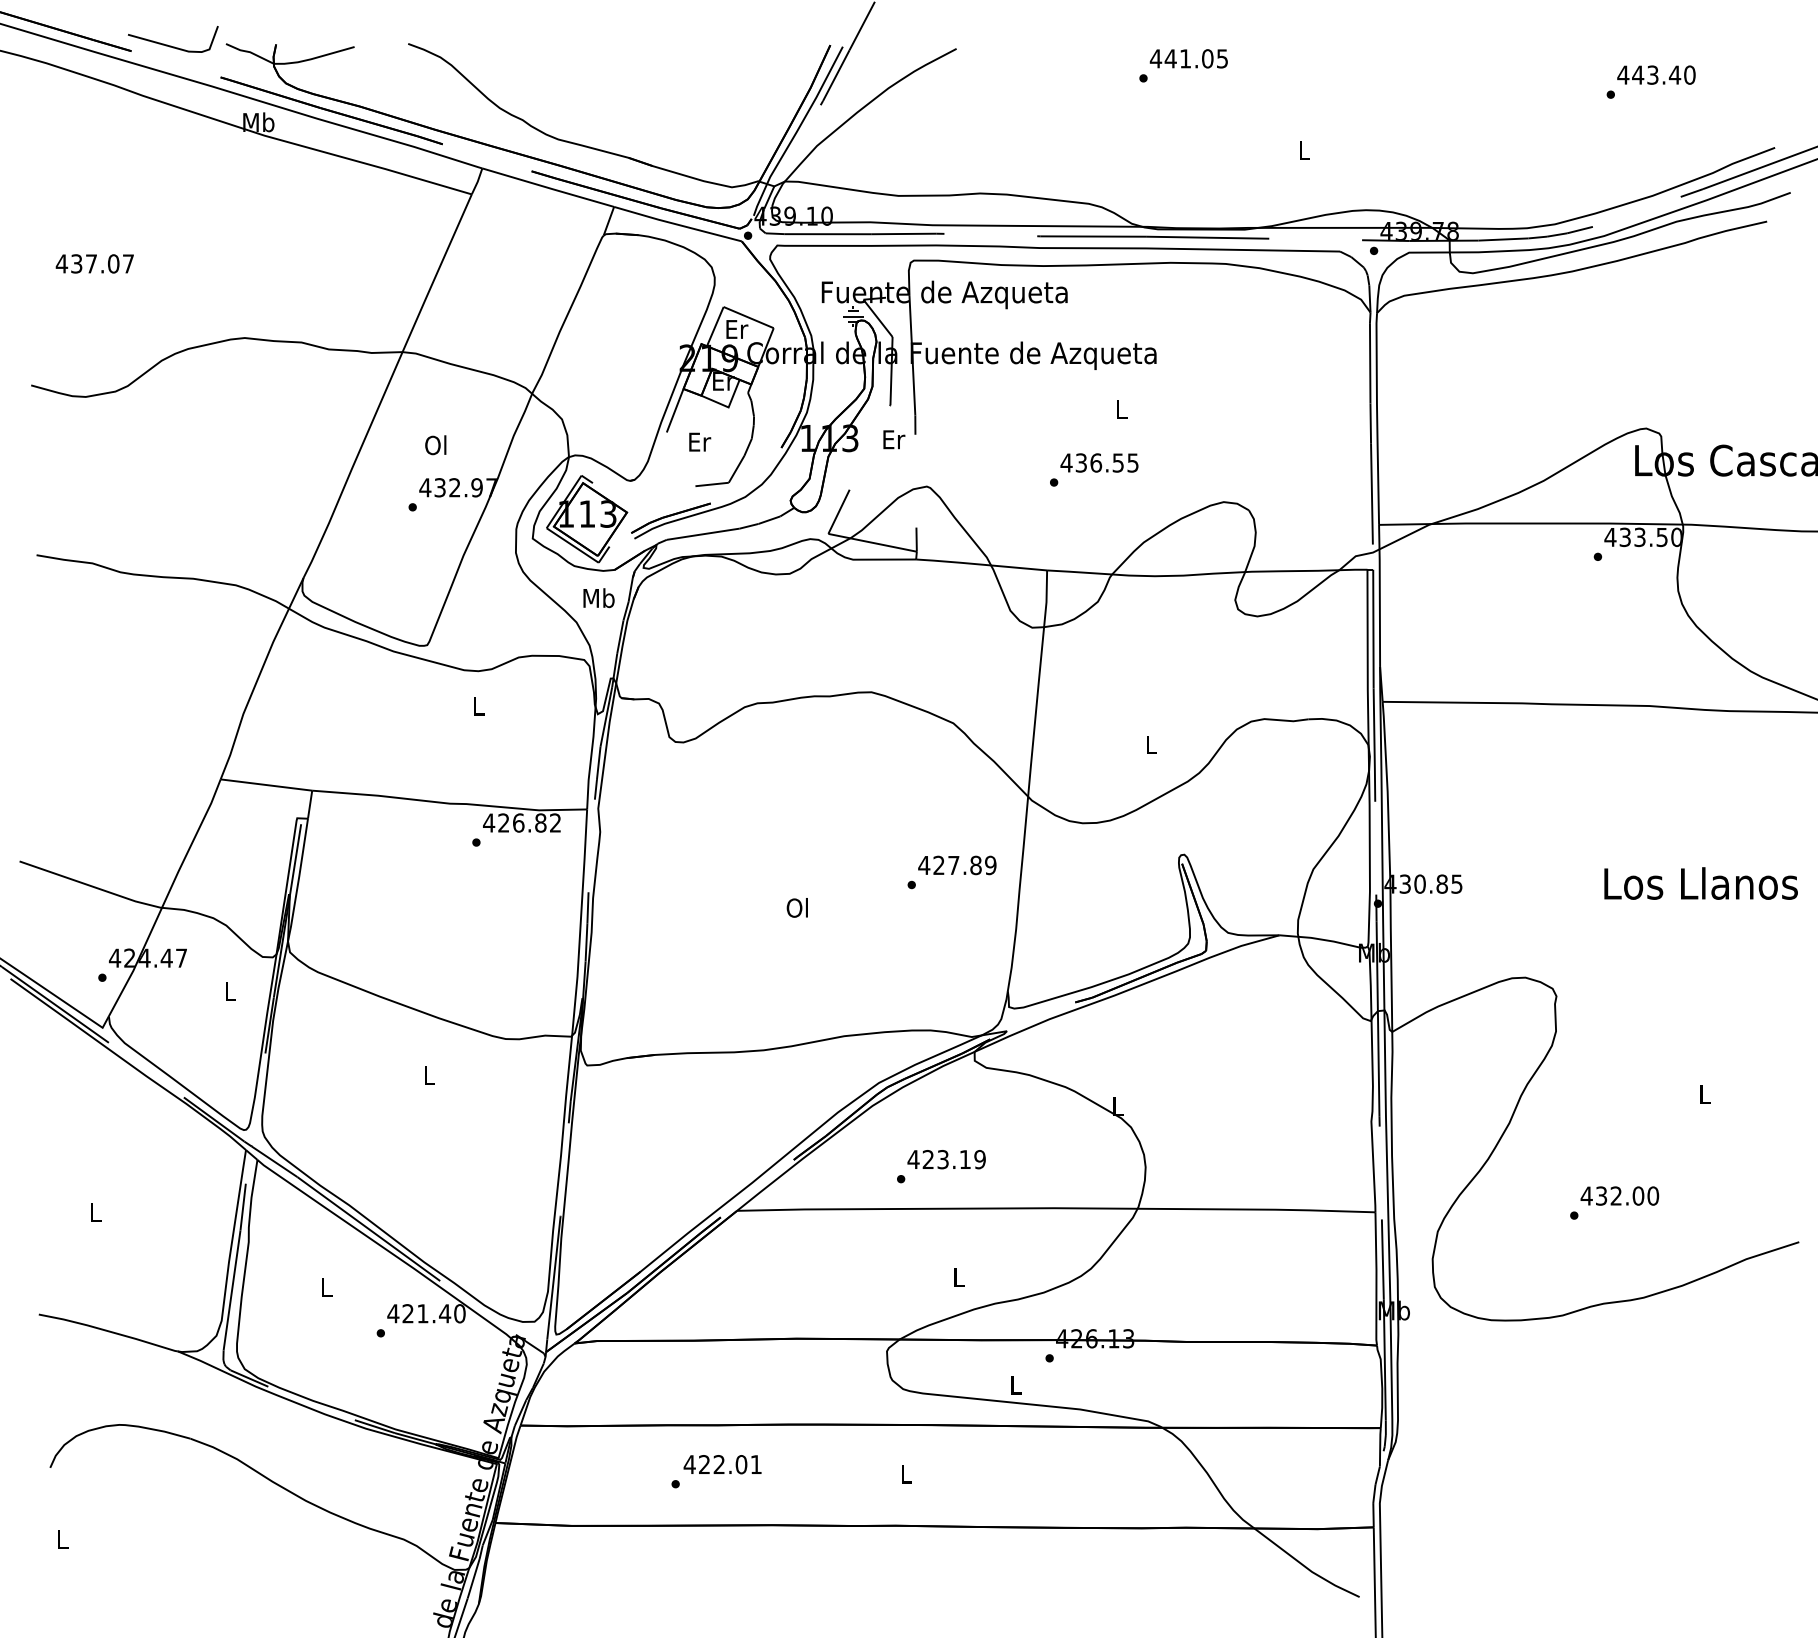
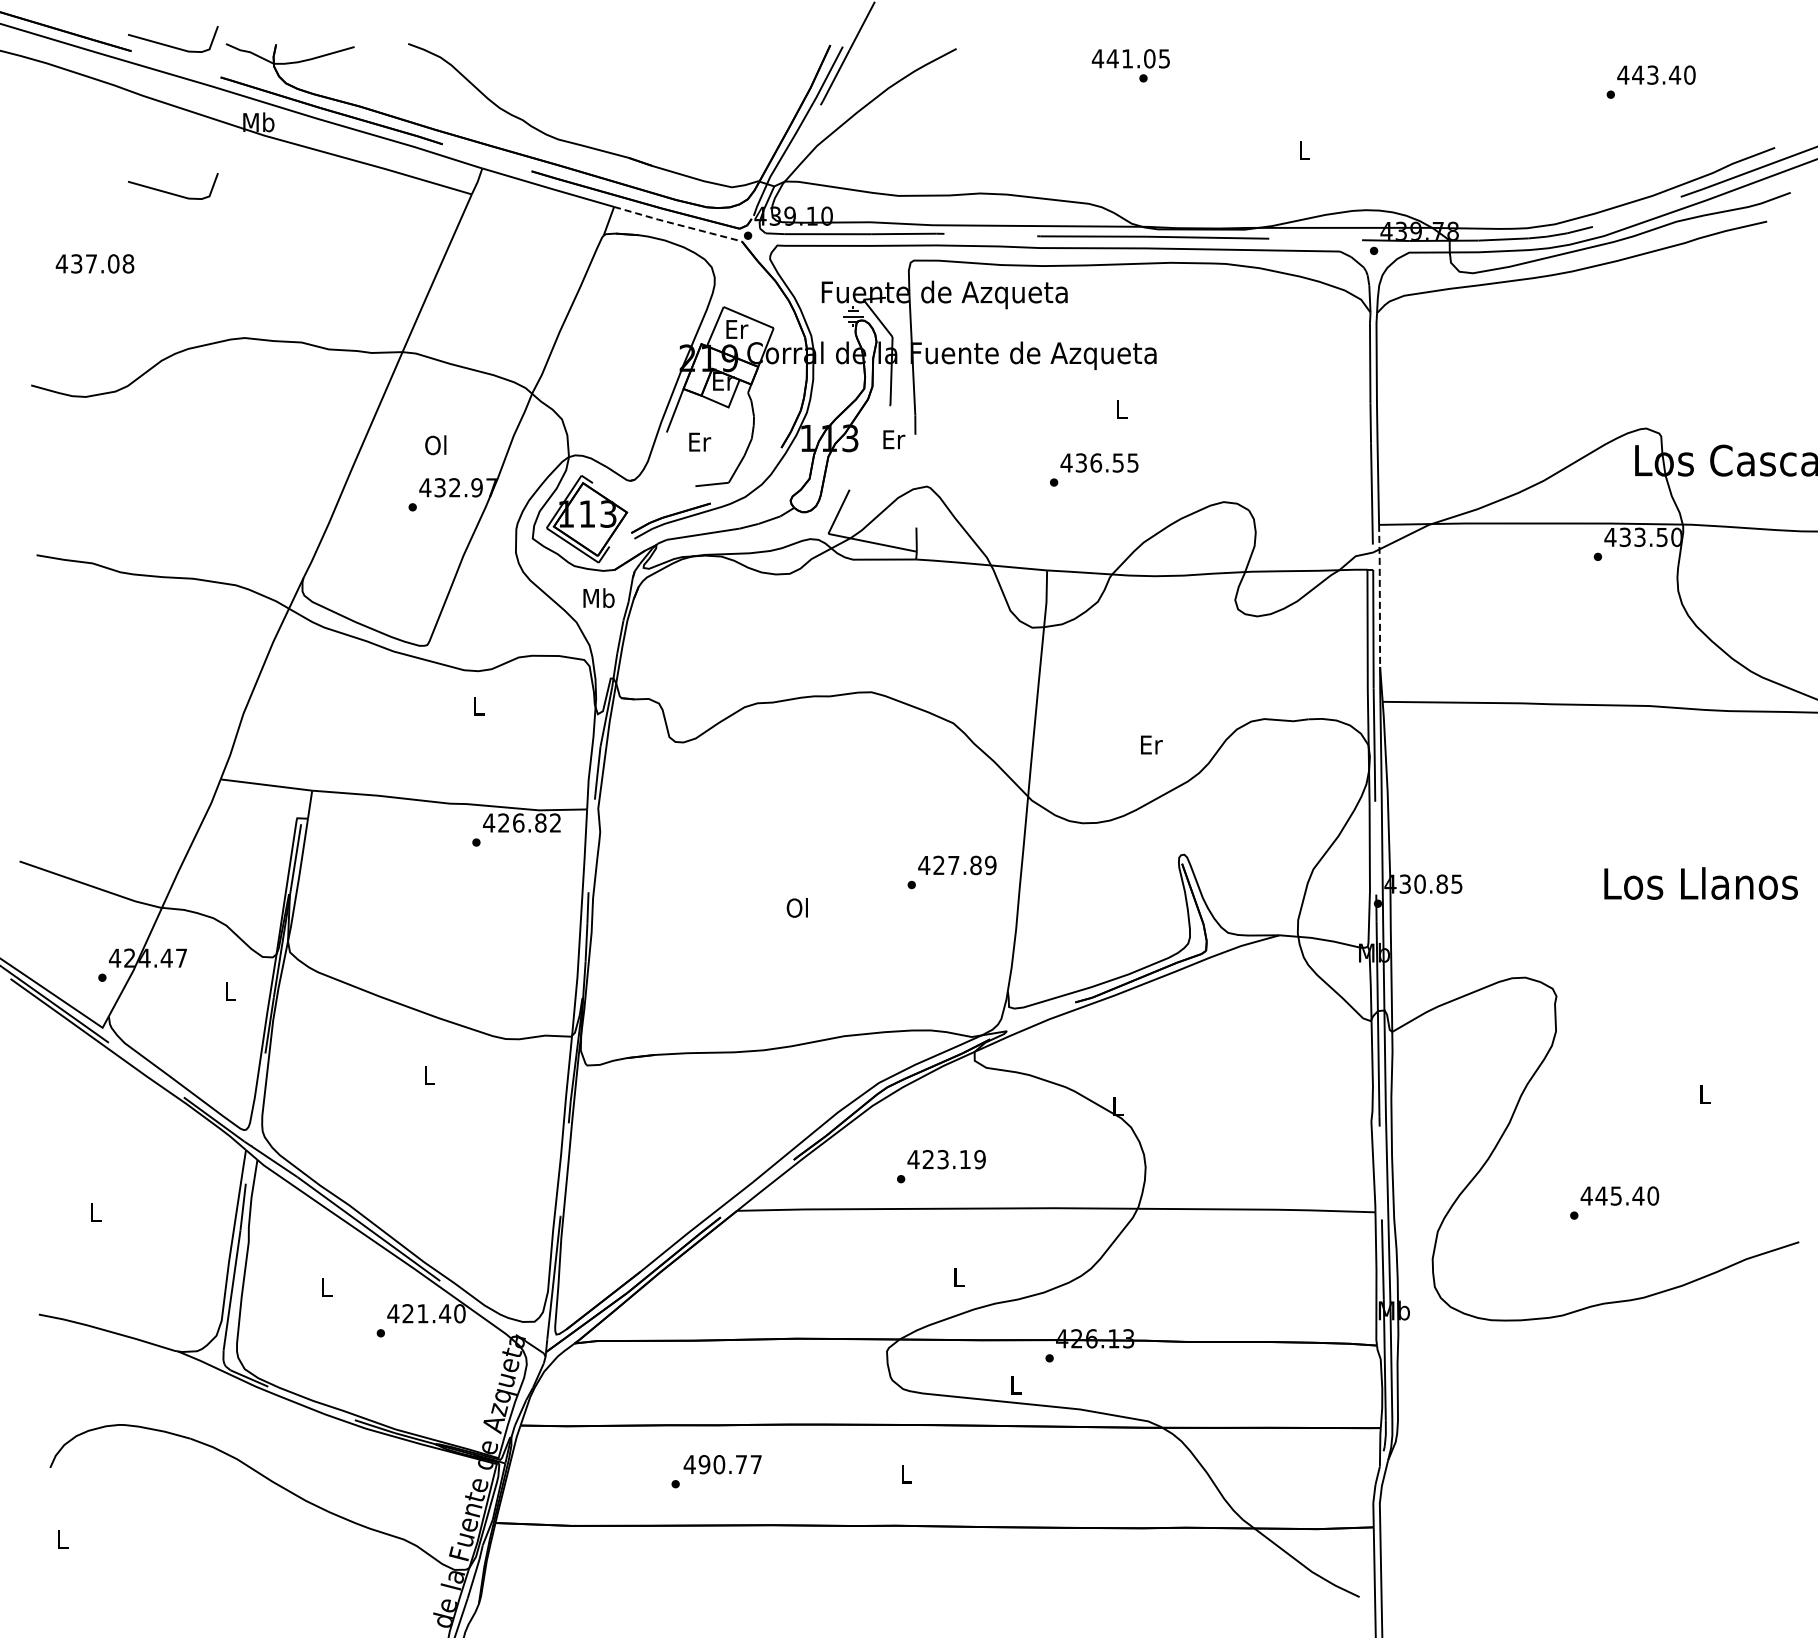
text position: (1188, 58) -> (1130, 58) (1130, 58)
line: none -> present (171, 192)
line: solid -> dashed (677, 224)
text: 437.07 -> 437.08 (128, 263)
line: solid -> dashed (1379, 595)
text: L -> Er (1151, 744)
text: 432.00 -> 445.40 (1619, 1195)
text: 422.01 -> 490.77 (729, 1464)
